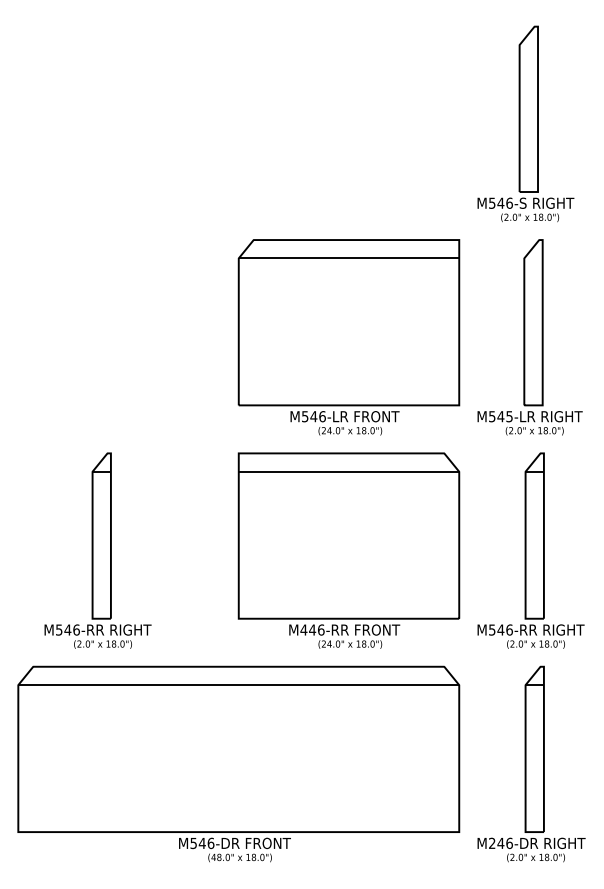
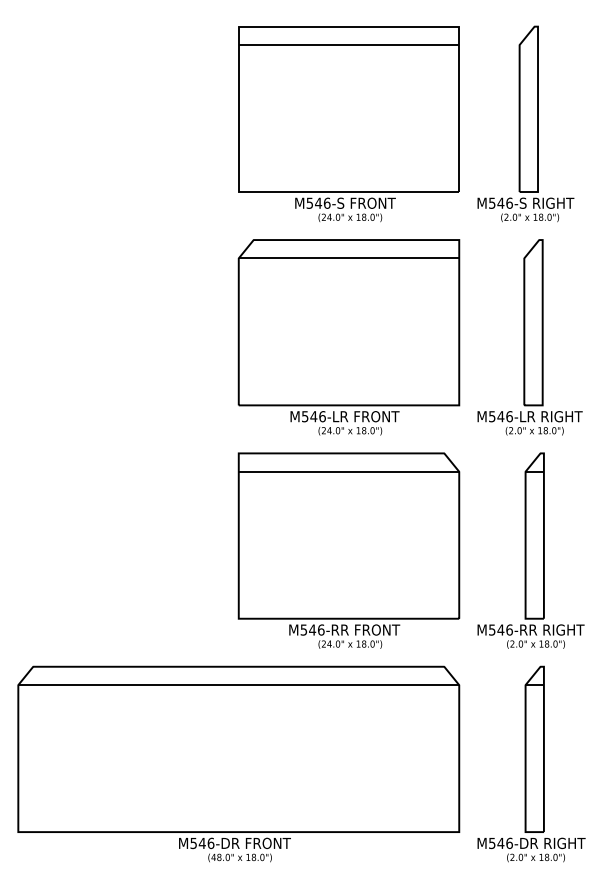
part: none -> present (348, 124)
text: M545-LR -> M546-LR (509, 416)
part: present -> none (97, 550)
text: M446-RR -> M546-RR (303, 629)
text: M246-DR -> M546-DR (492, 843)
